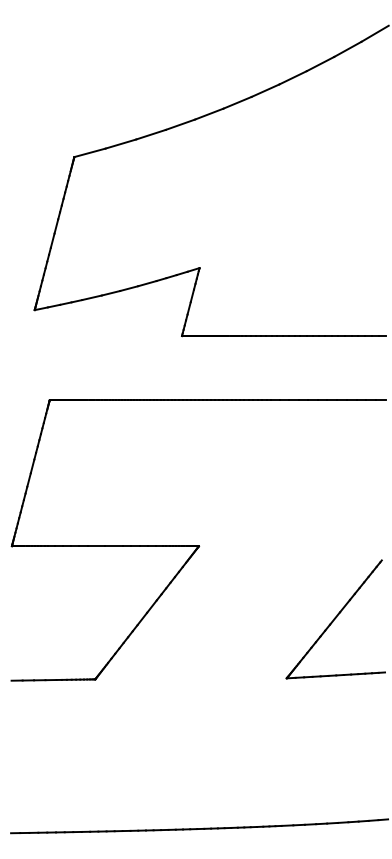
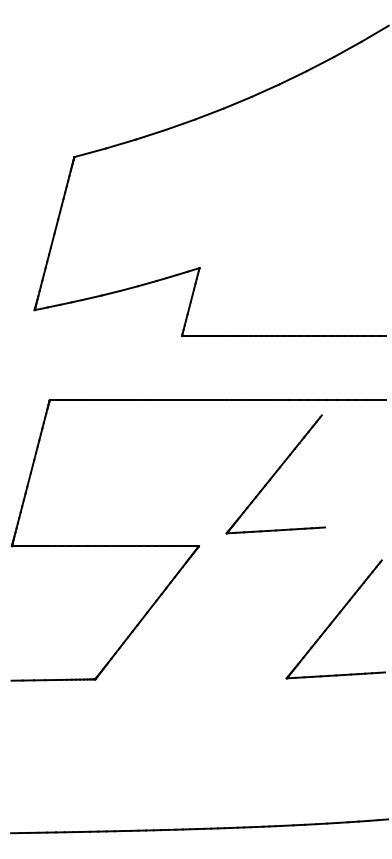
part: none -> present (275, 474)
